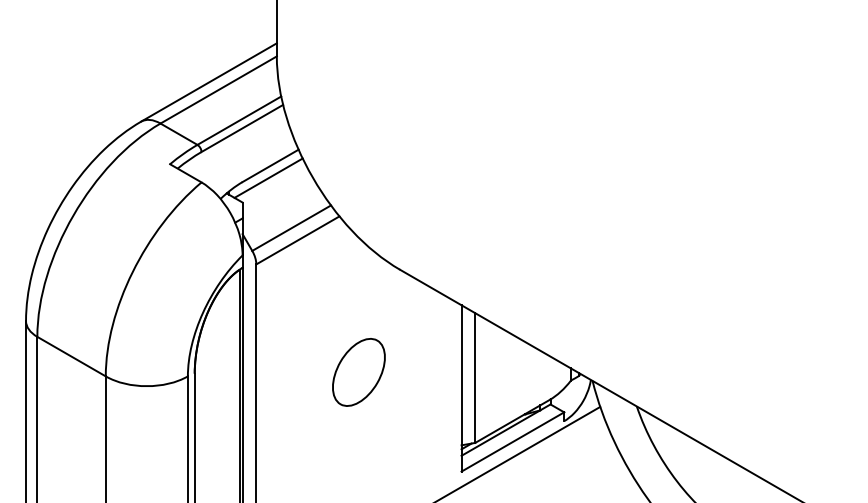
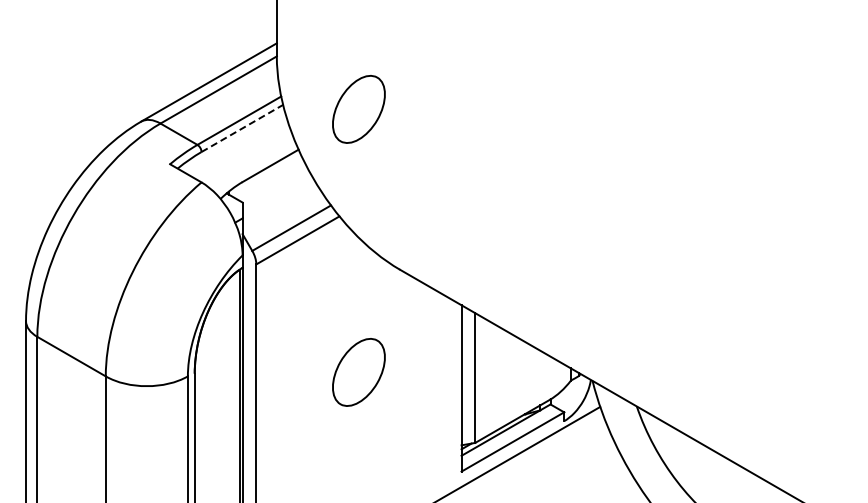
part: none -> present (358, 109)
line: solid -> dashed (242, 128)
line: present -> none (268, 177)
